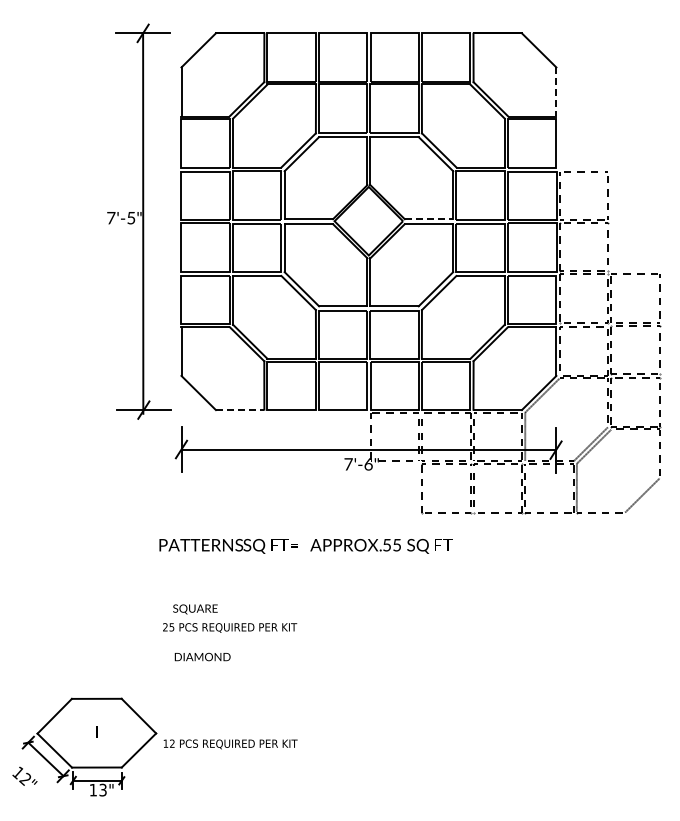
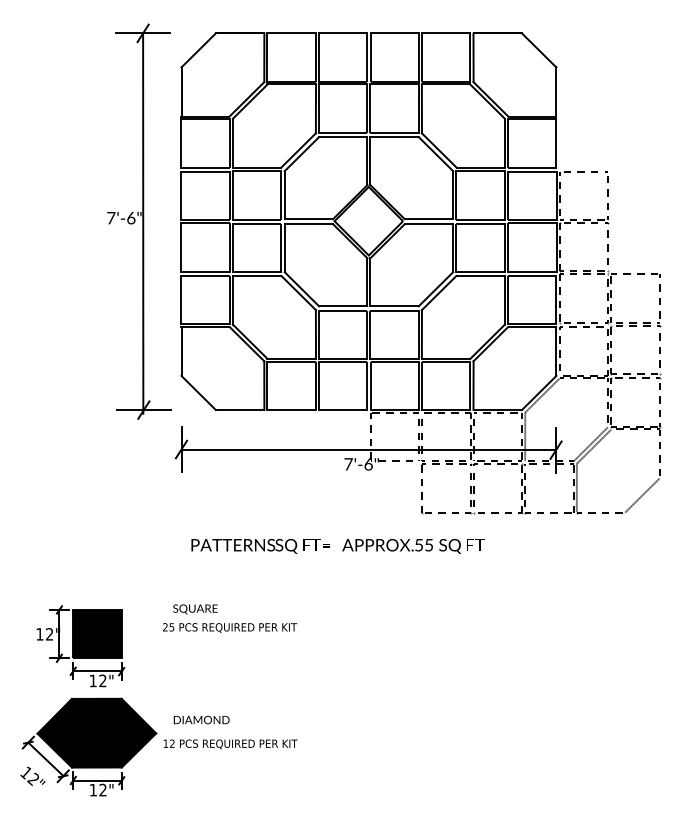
line: dashed -> solid (556, 92)
text: 7'-5" -> 7'-6" (131, 218)
line: dashed -> solid (429, 219)
line: dashed -> solid (240, 410)
text position: (305, 546) -> (337, 546) (337, 546)
part: none -> present (80, 646)
text position: (202, 656) -> (201, 719) (201, 719)
fill: none -> present (96, 732)
text position: (24, 775) -> (32, 775) (32, 775)
text: 13" -> 12" (102, 790)
